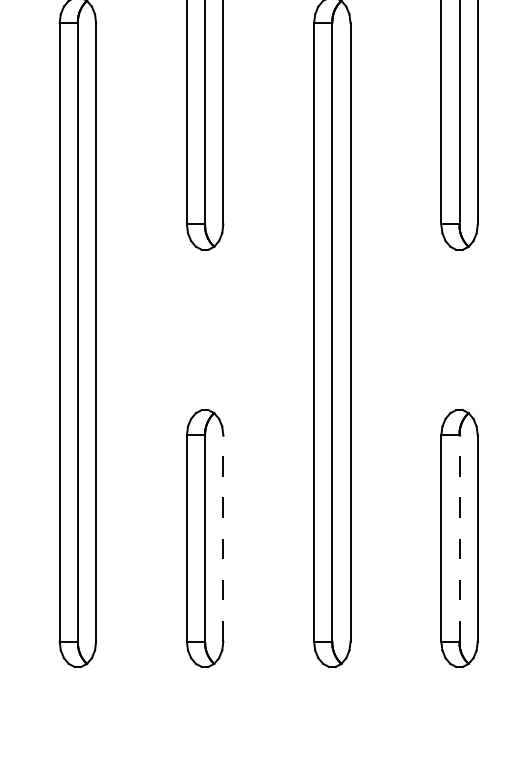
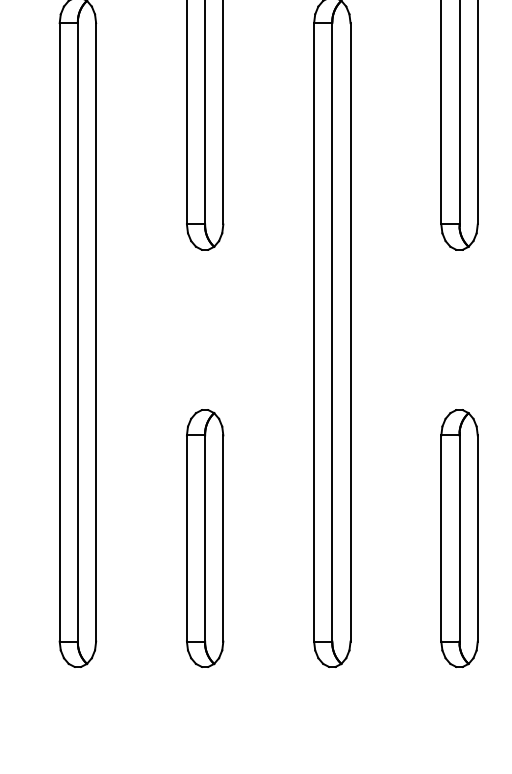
line: dashed -> solid (223, 538)
line: dashed -> solid (459, 538)
